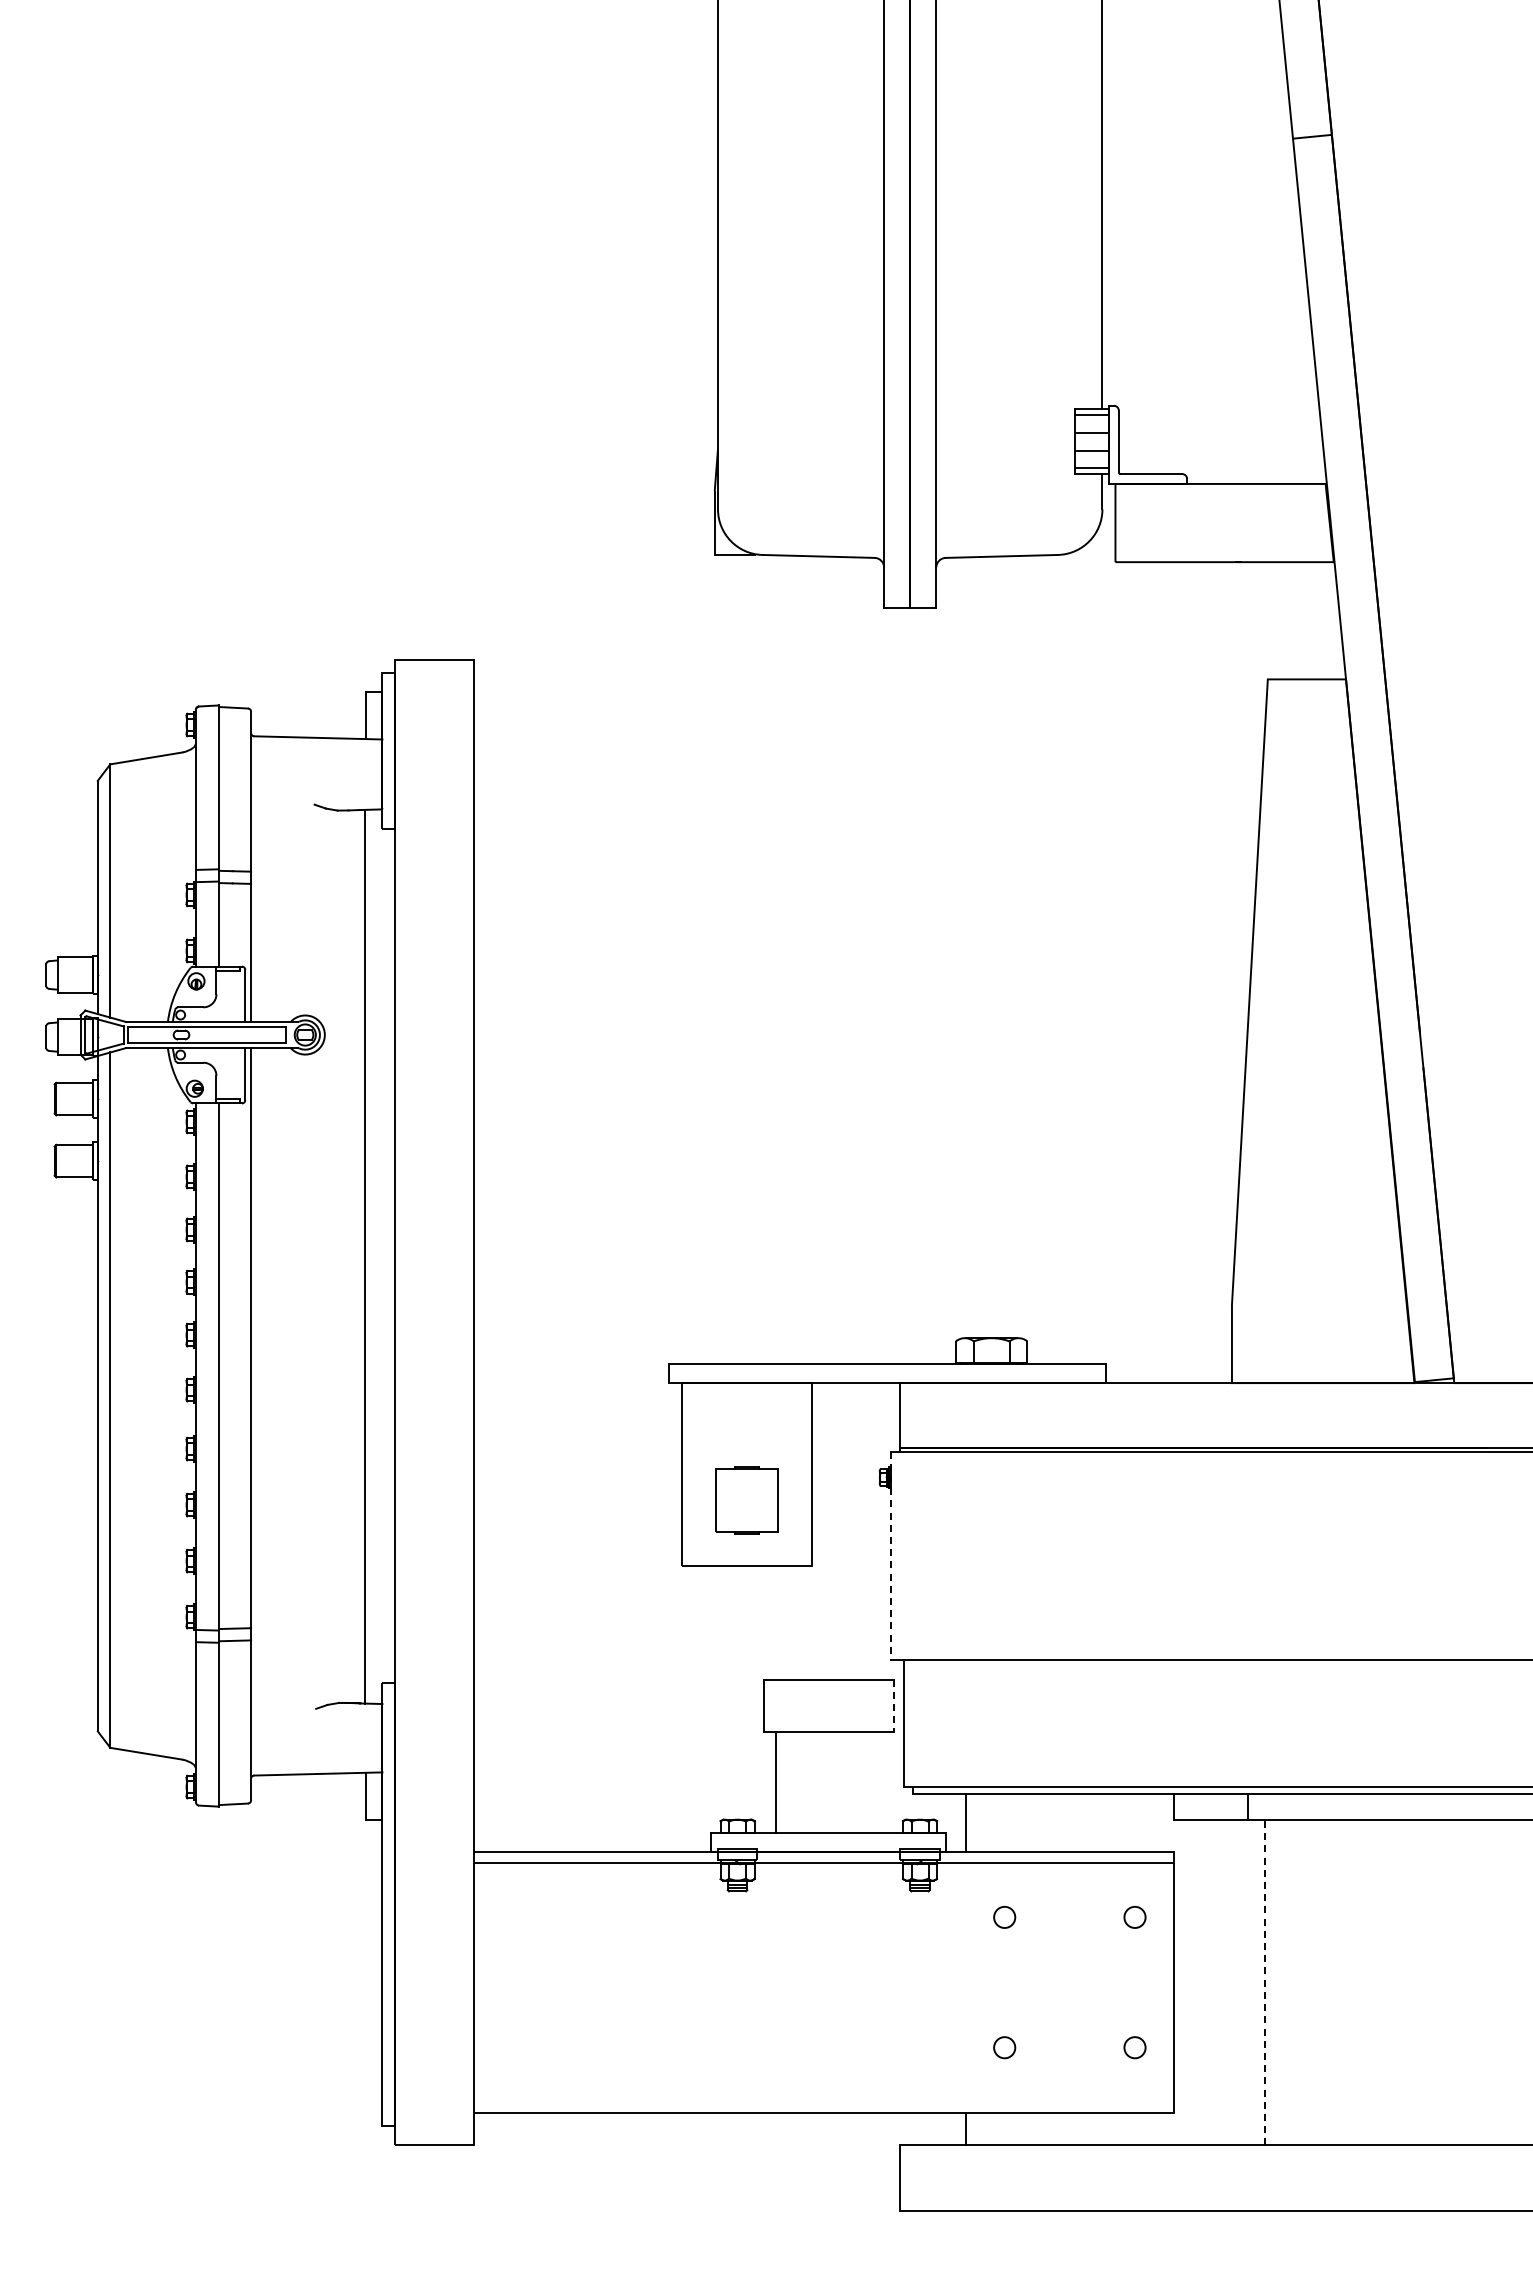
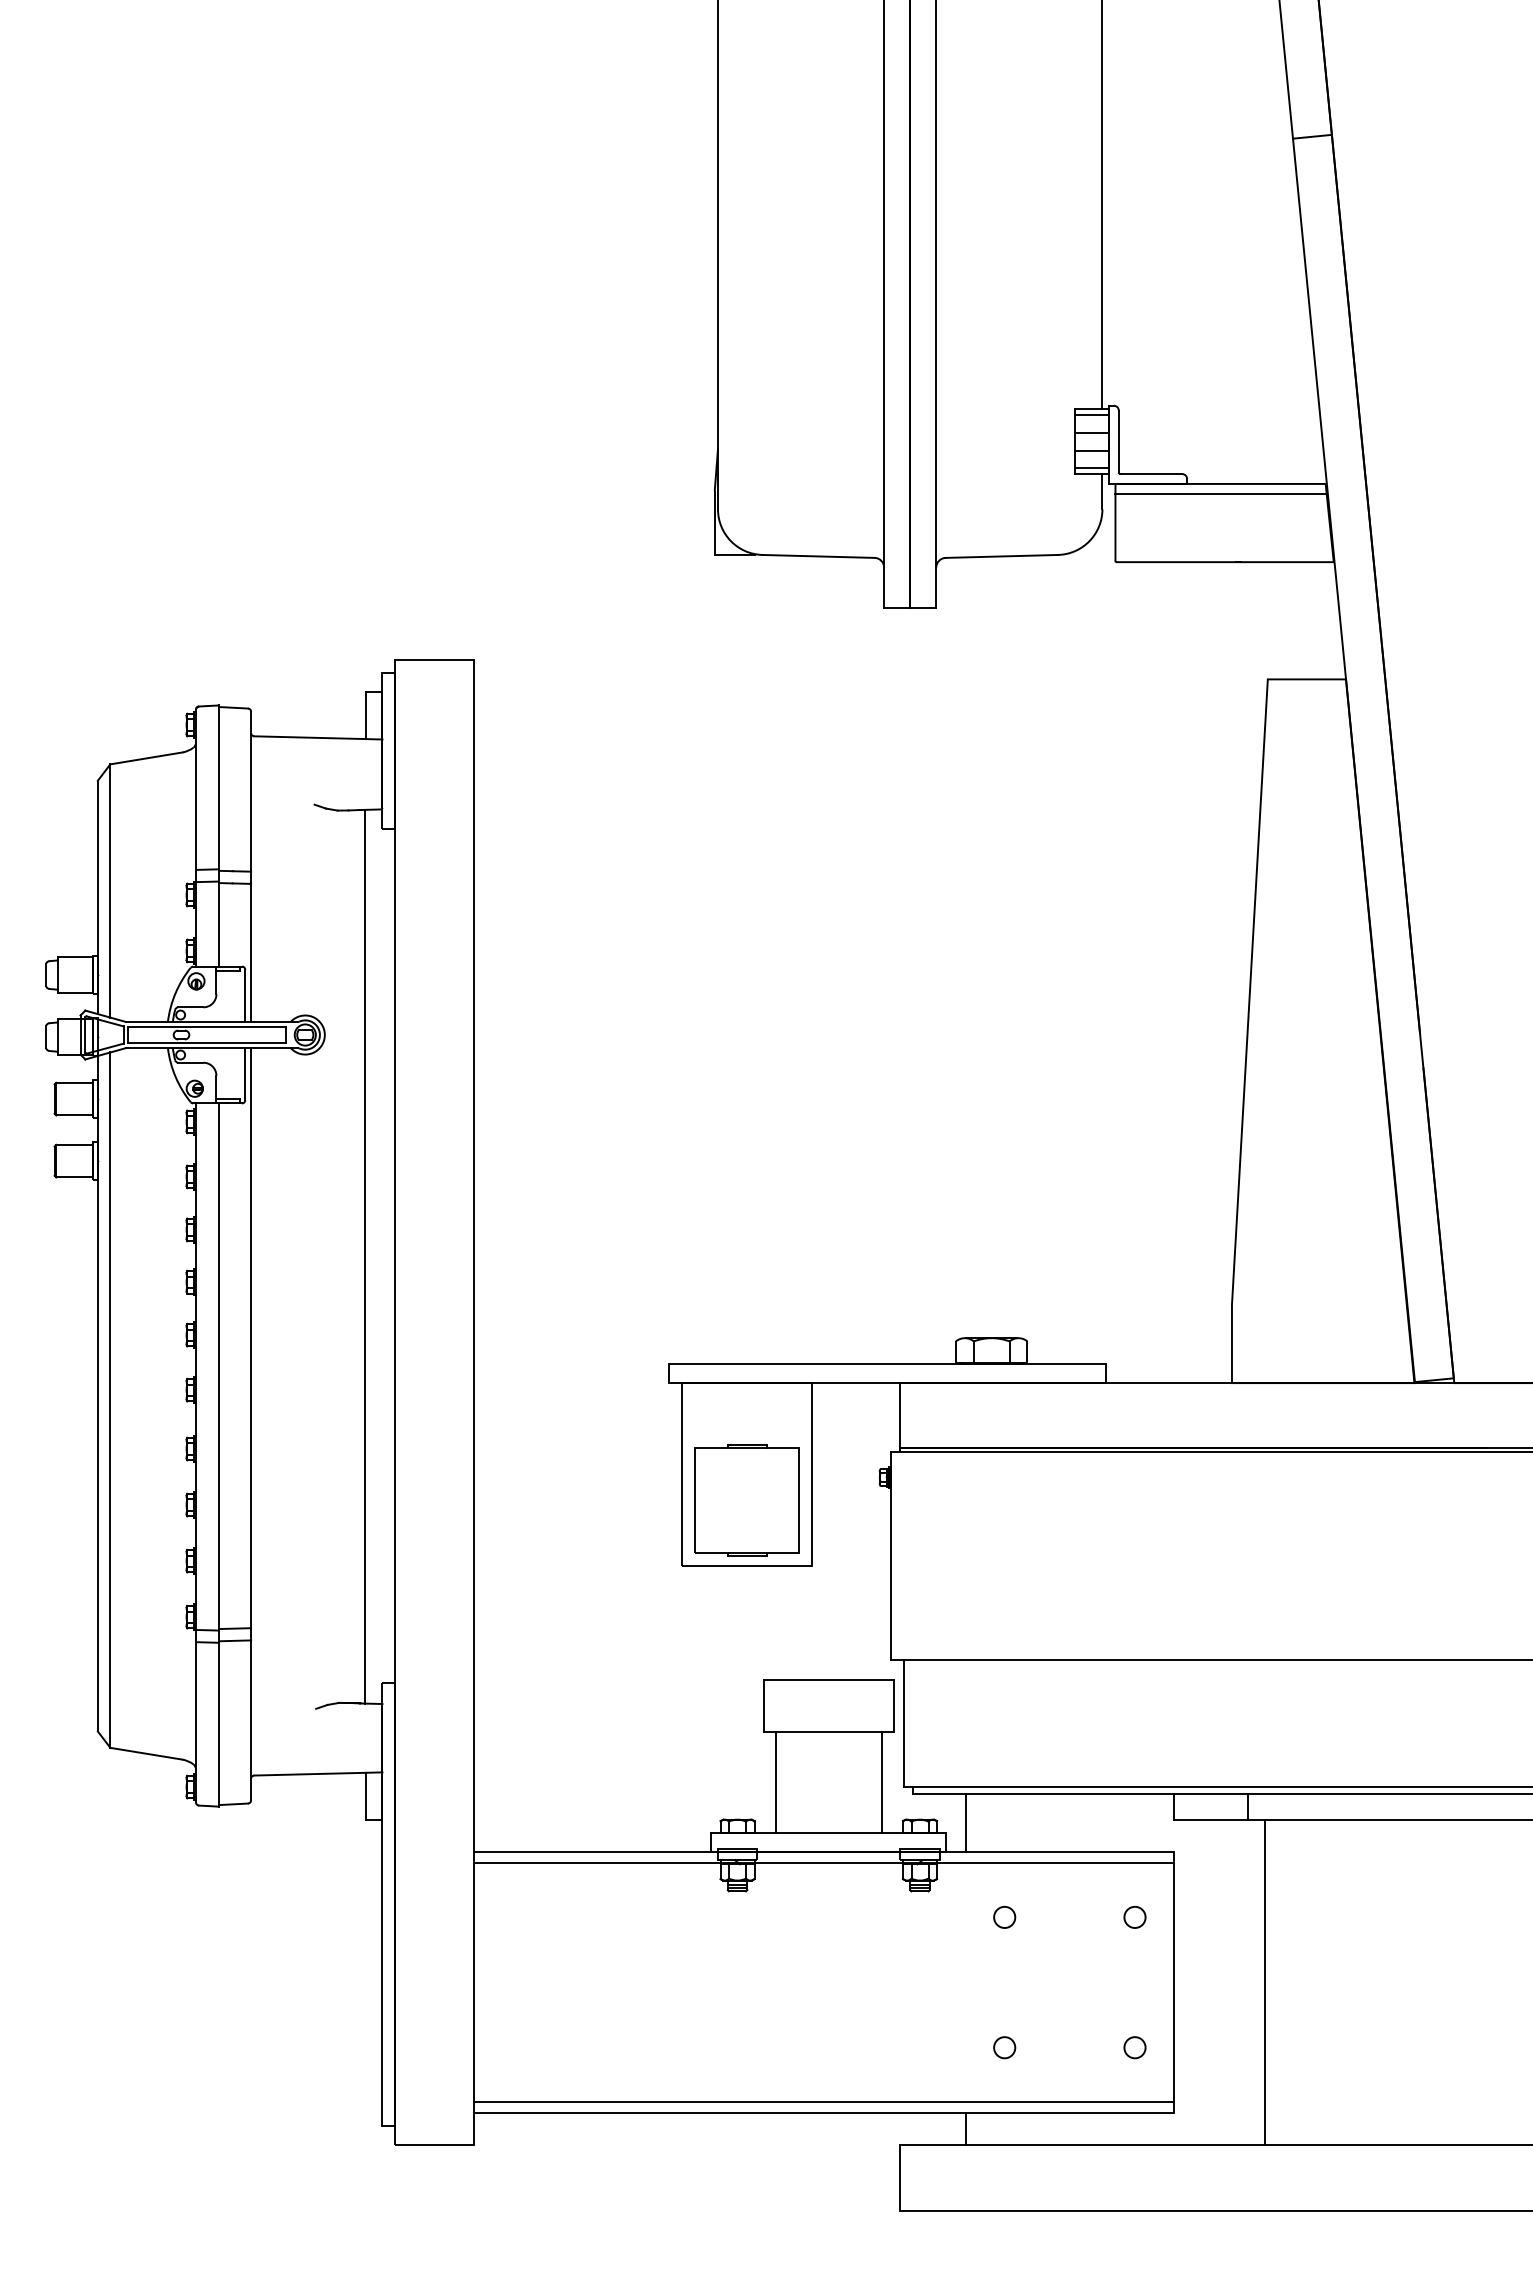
line: none -> present (1220, 493)
part size: 64x69 px -> 106x113 px (746, 1500)
line: dashed -> solid (890, 1556)
line: dashed -> solid (893, 1706)
line: none -> present (881, 1781)
line: dashed -> solid (1265, 1982)
line: none -> present (823, 2102)
